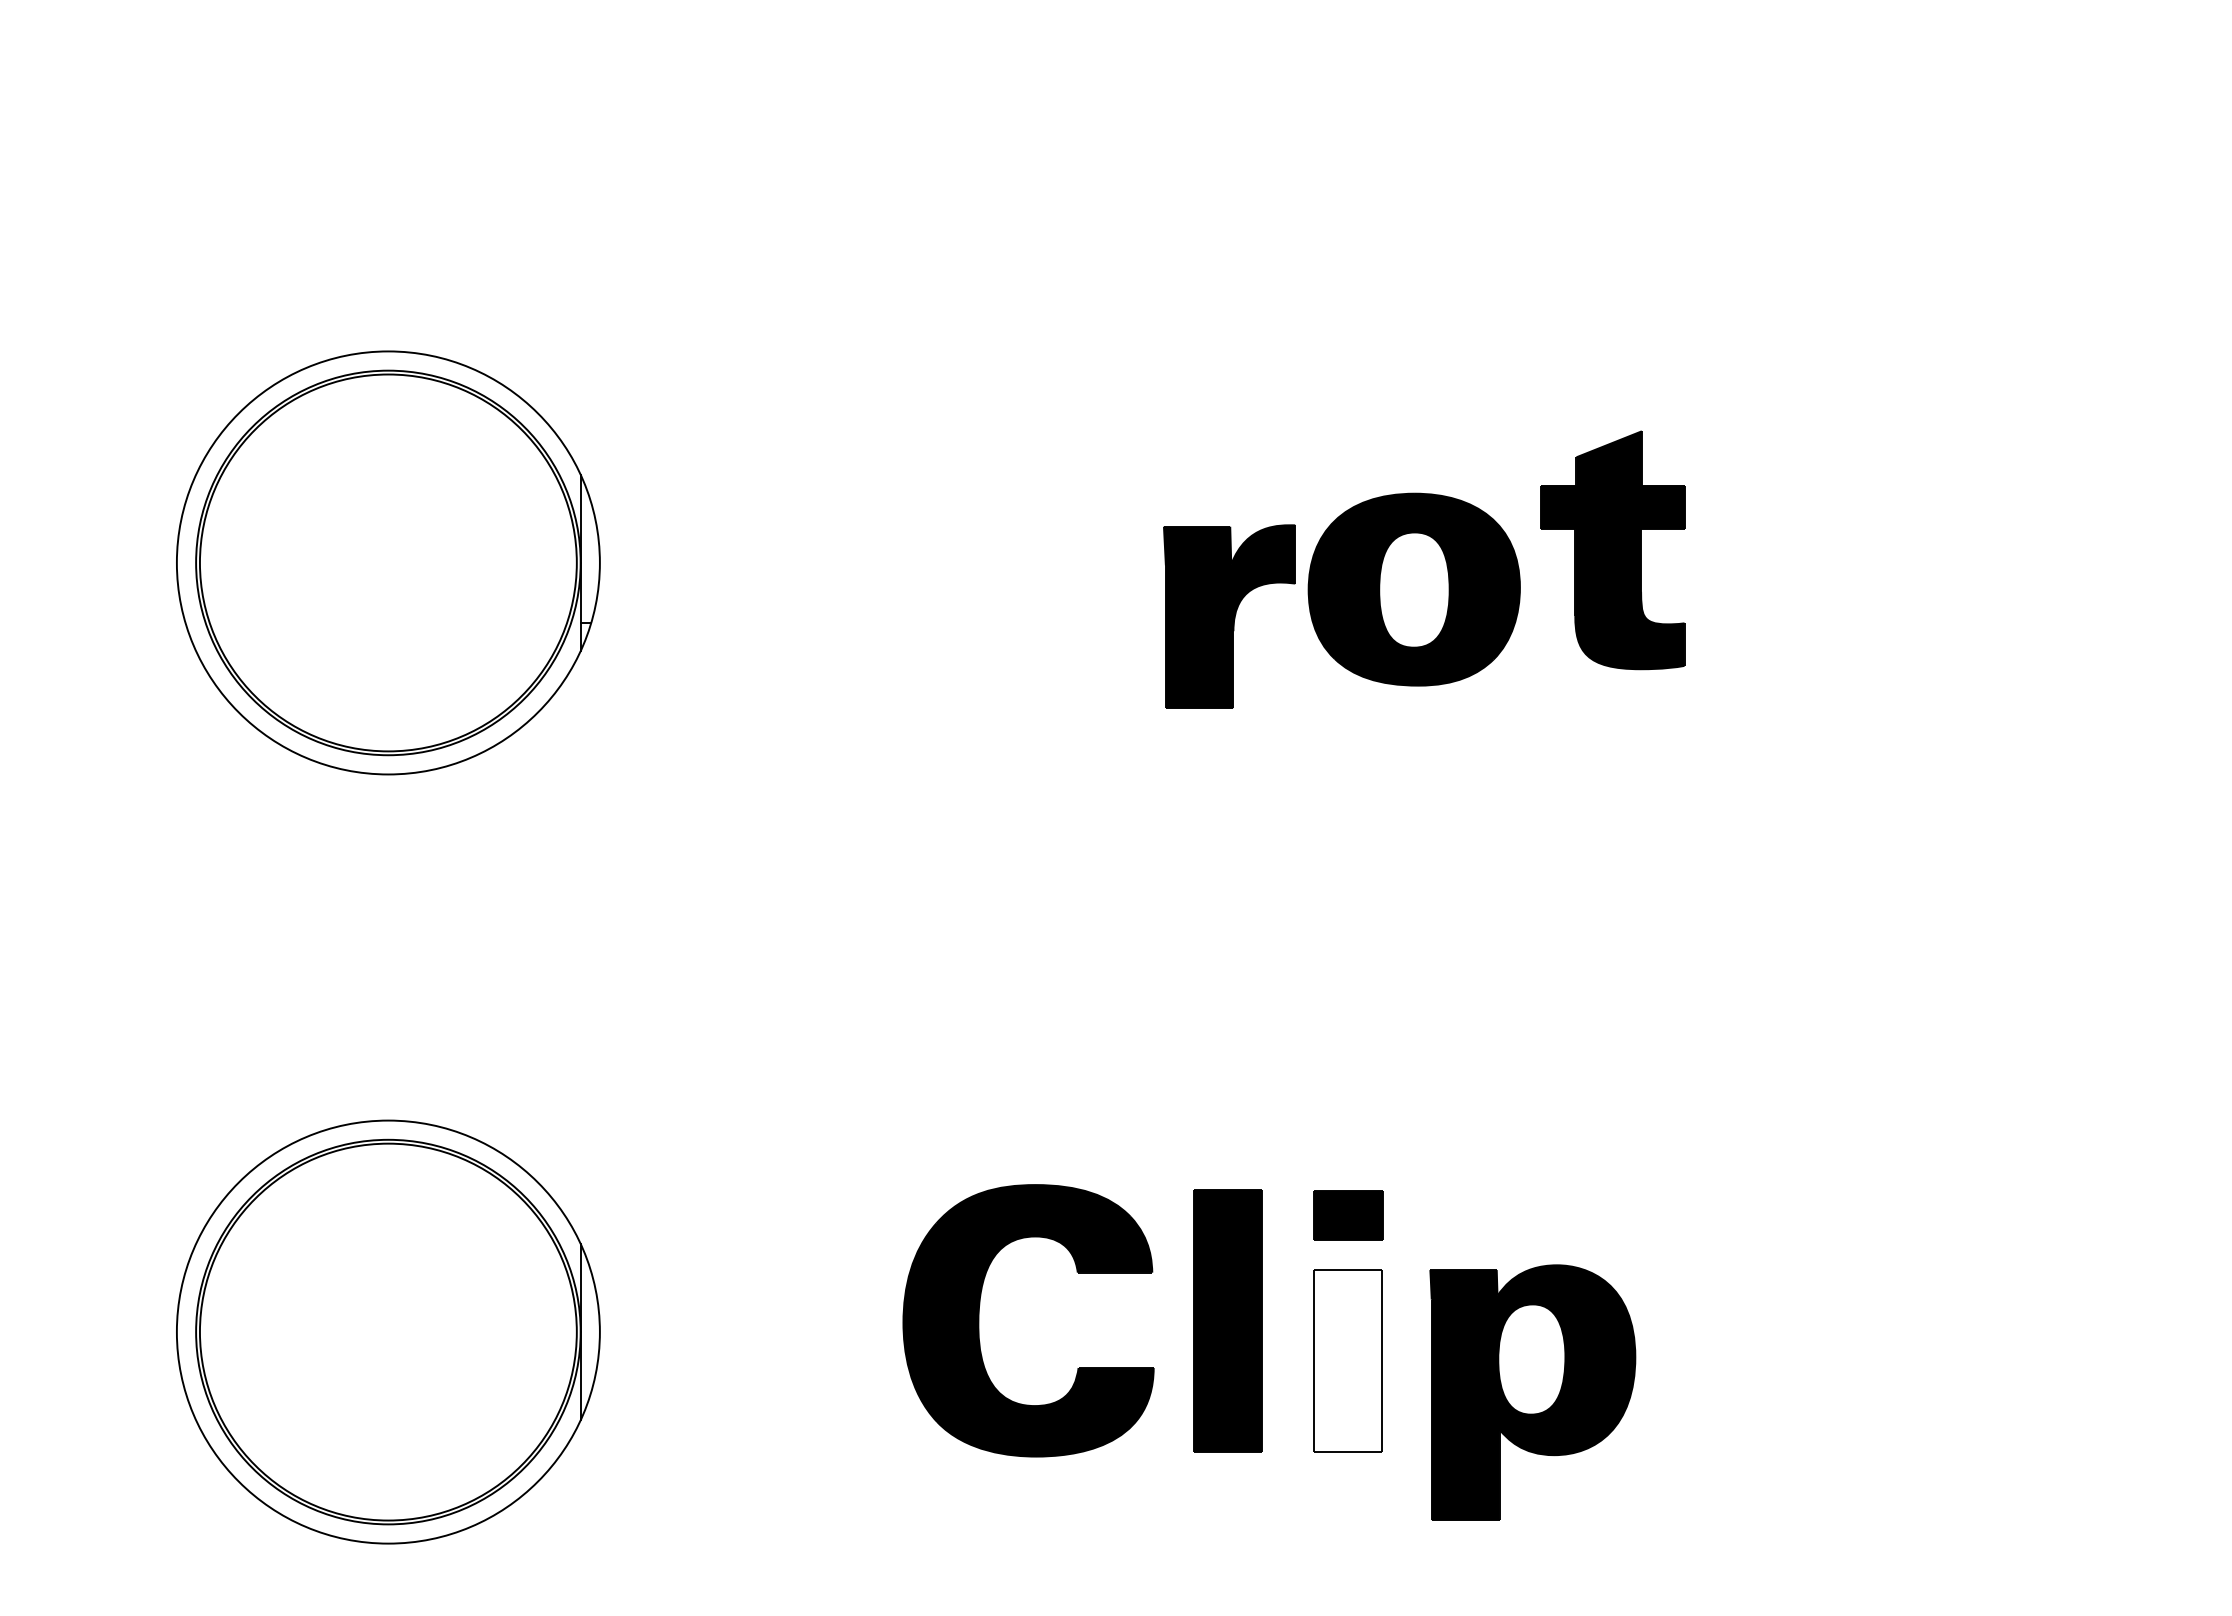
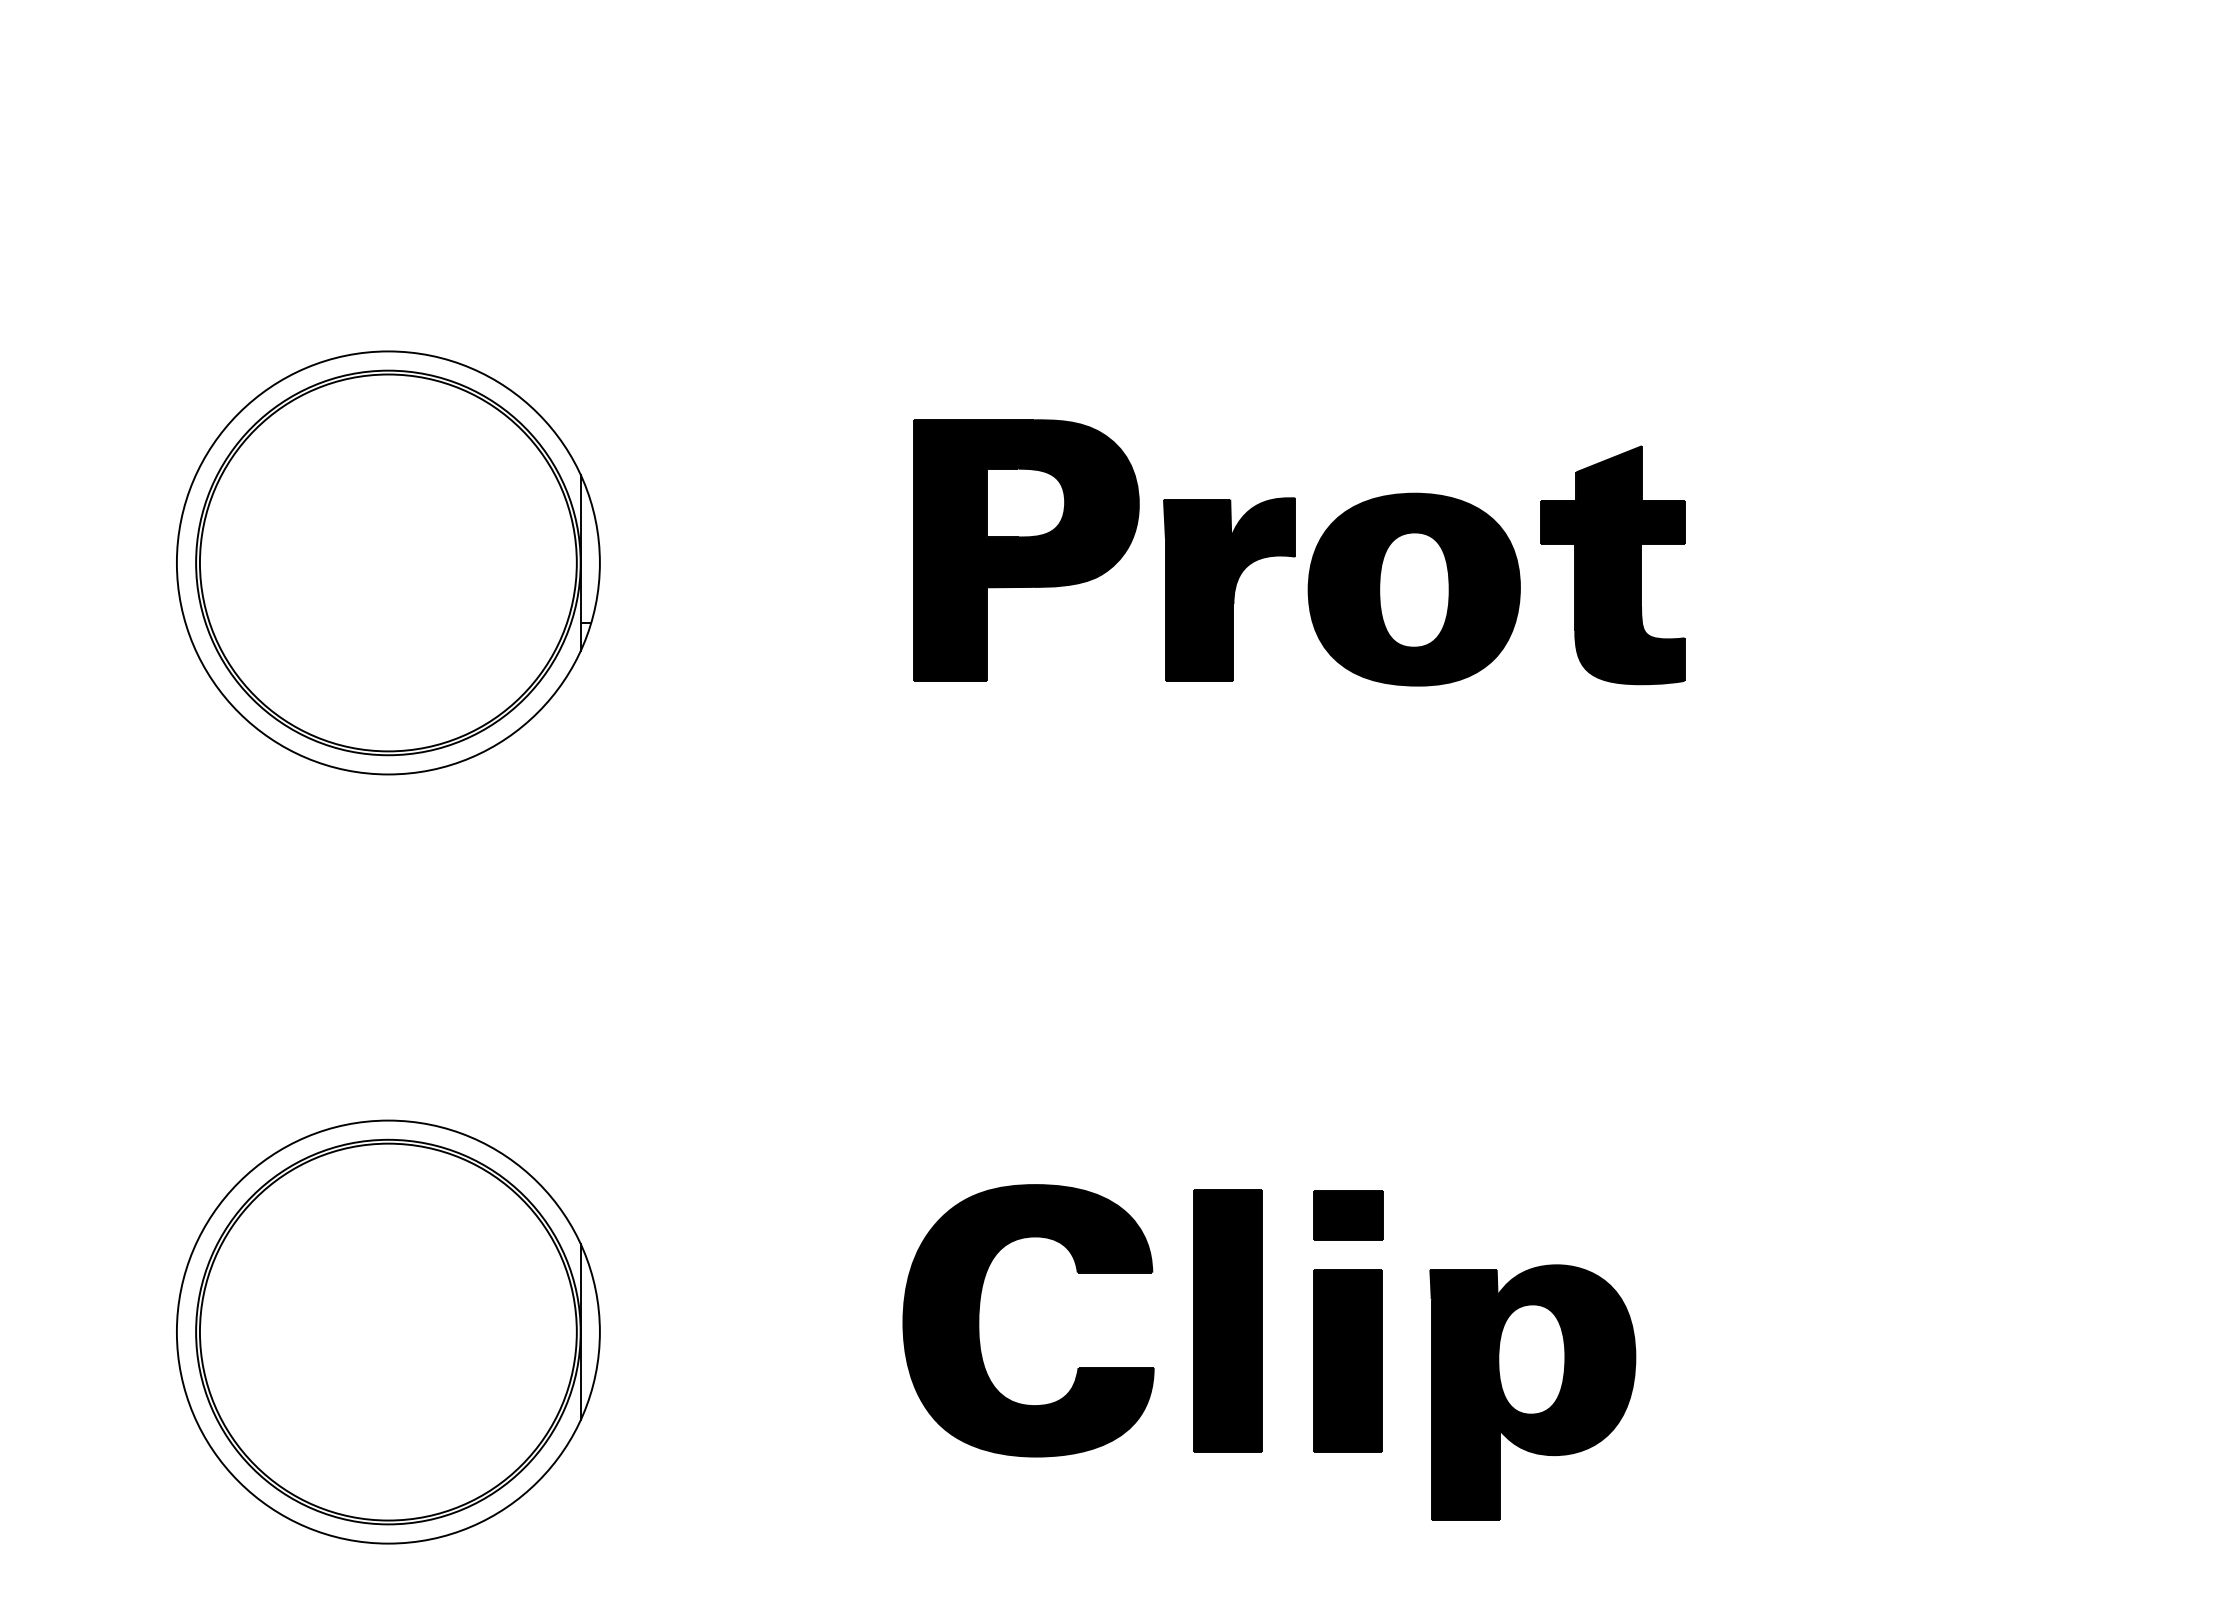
part: none -> present (1026, 550)
part position: (1612, 550) -> (1612, 565) (1612, 565)
part position: (1229, 616) -> (1229, 589) (1229, 589)
fill: none -> present (1348, 1360)
